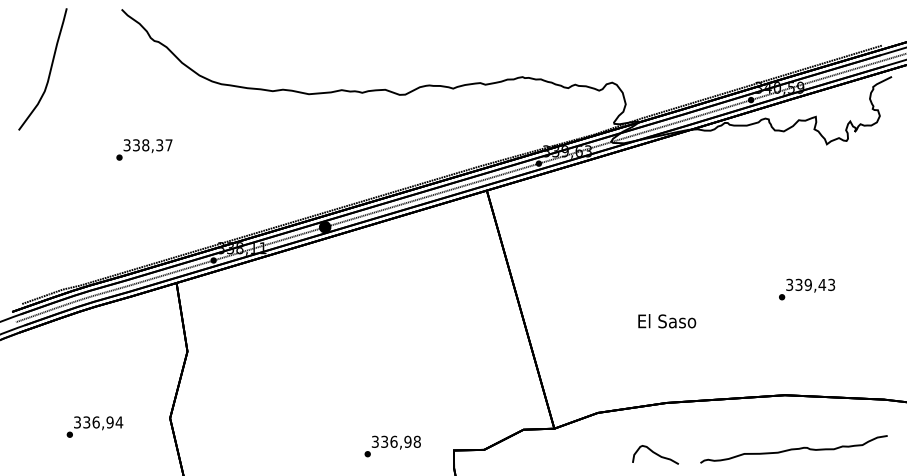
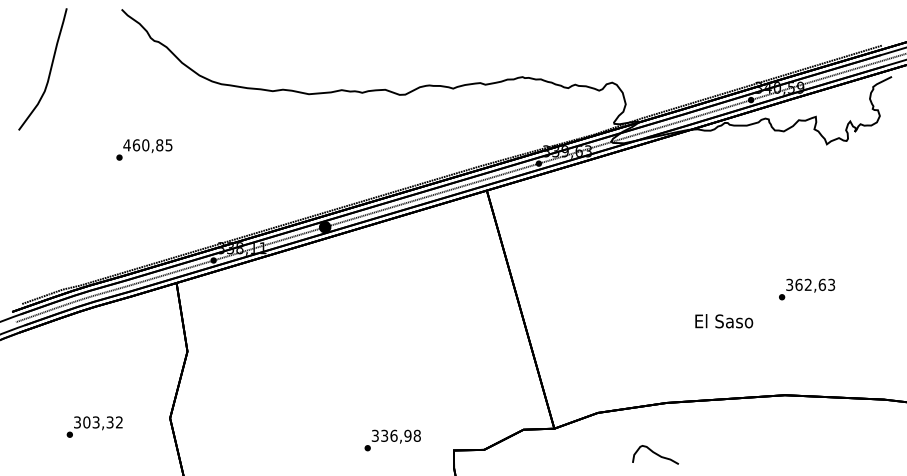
text: 338,37 -> 460,85 (147, 145)
text: 339,43 -> 362,63 (810, 284)
text position: (667, 321) -> (724, 321) (724, 321)
text: 336,94 -> 303,32 (103, 422)
text position: (392, 446) -> (392, 440) (392, 440)
curve: present -> none (793, 449)
